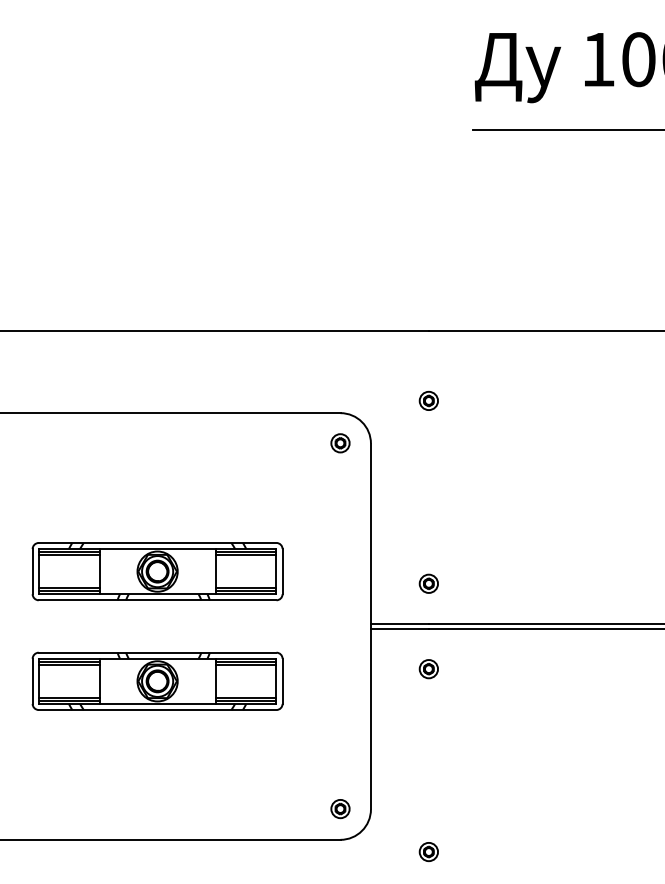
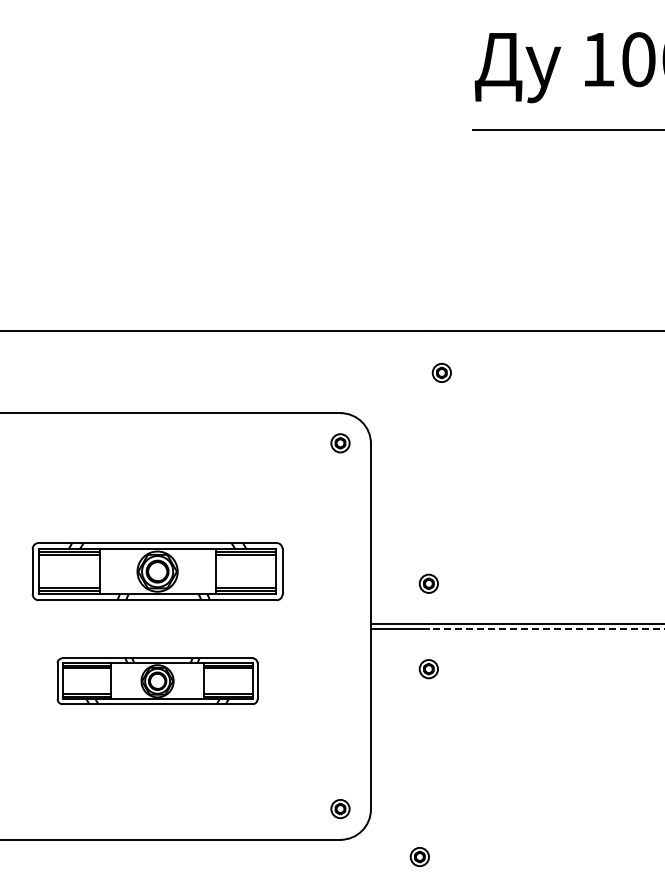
part position: (428, 400) -> (441, 372) (441, 372)
line: solid -> dashed (546, 629)
part size: 253x60 px -> 203x48 px (157, 680)
part position: (428, 851) -> (419, 856) (419, 856)
